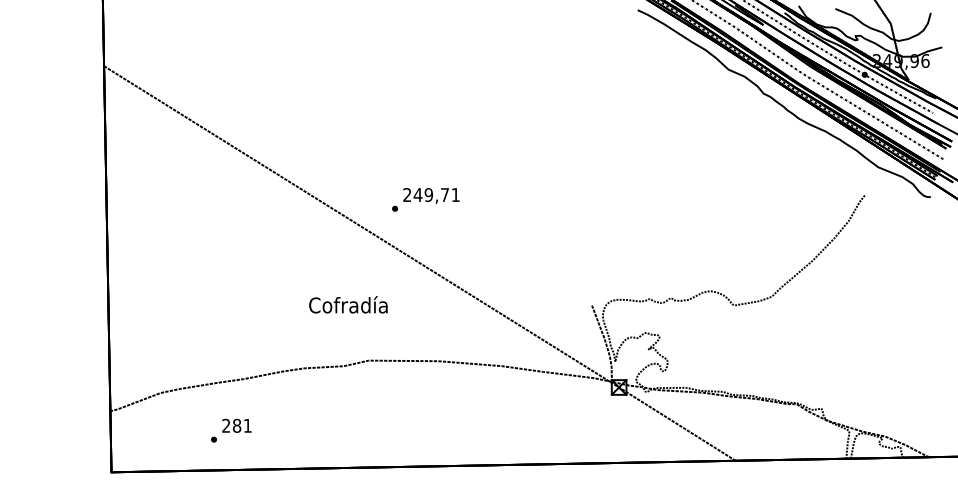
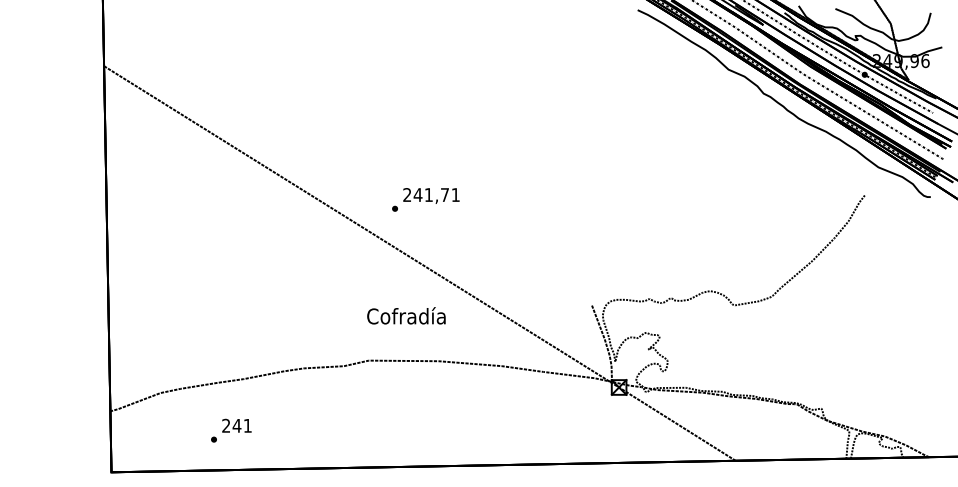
text: 249,71 -> 241,71 (428, 195)
text position: (348, 304) -> (406, 315) (406, 315)
text: 281 -> 241 (236, 425)
